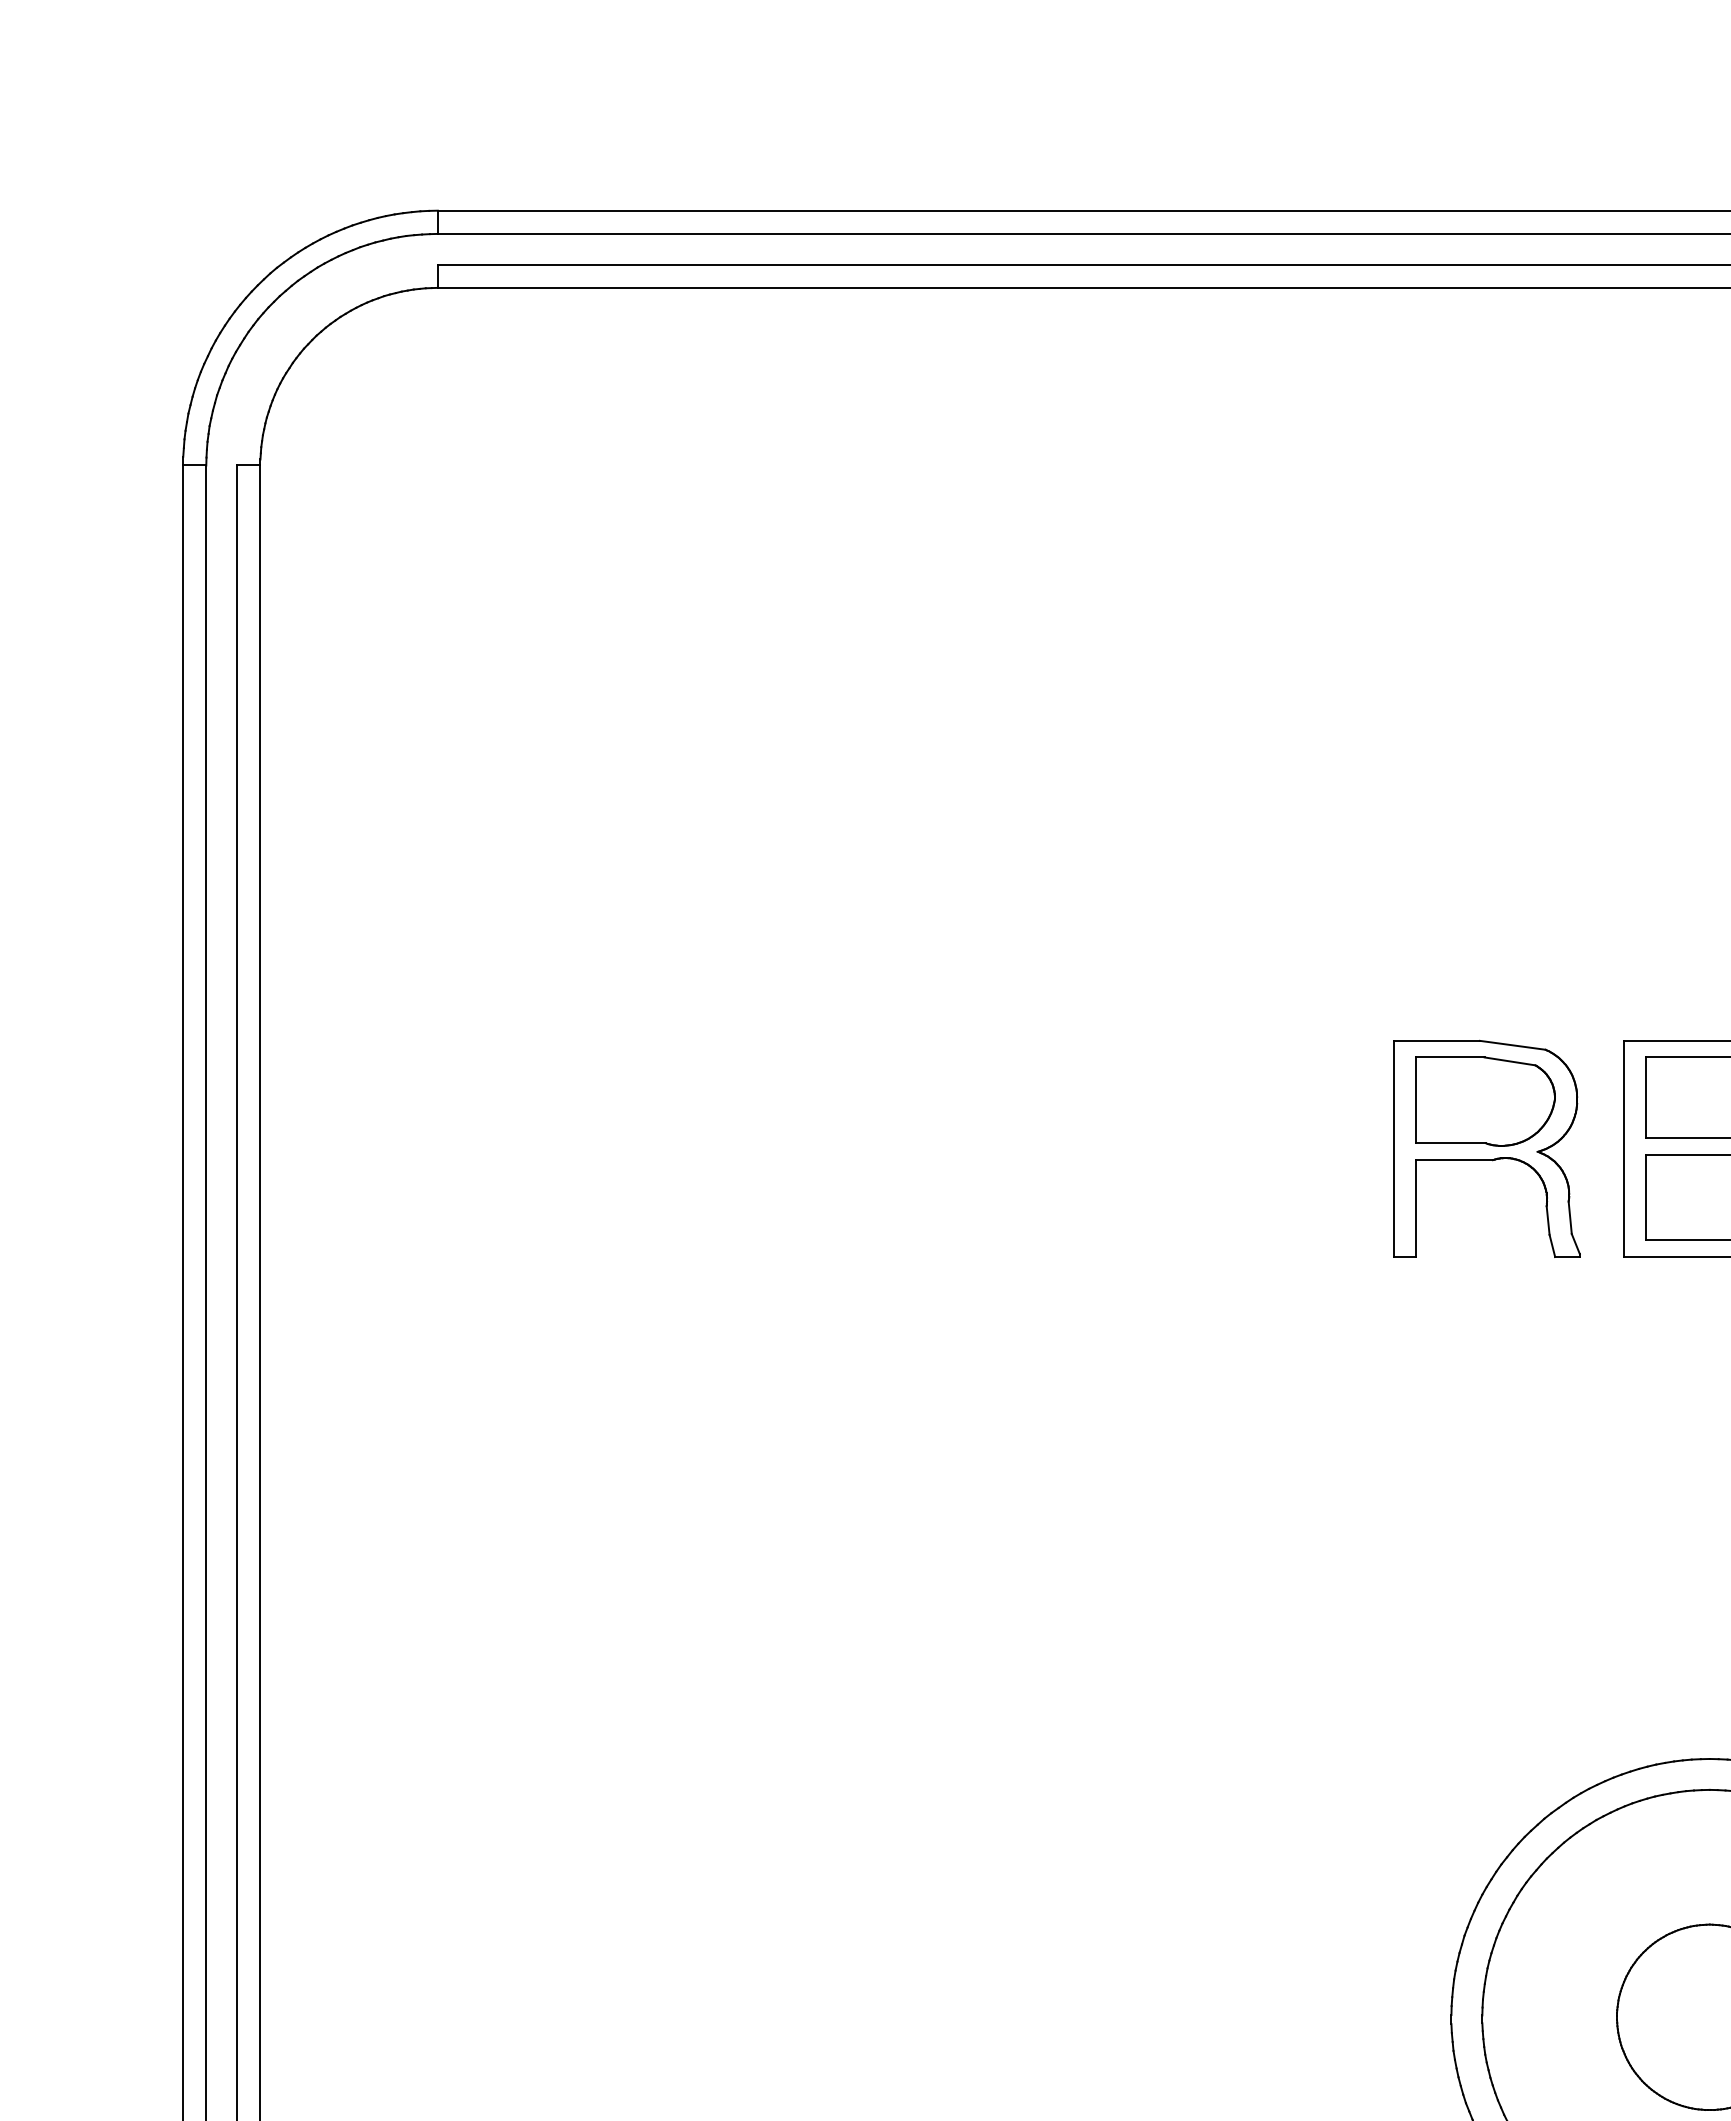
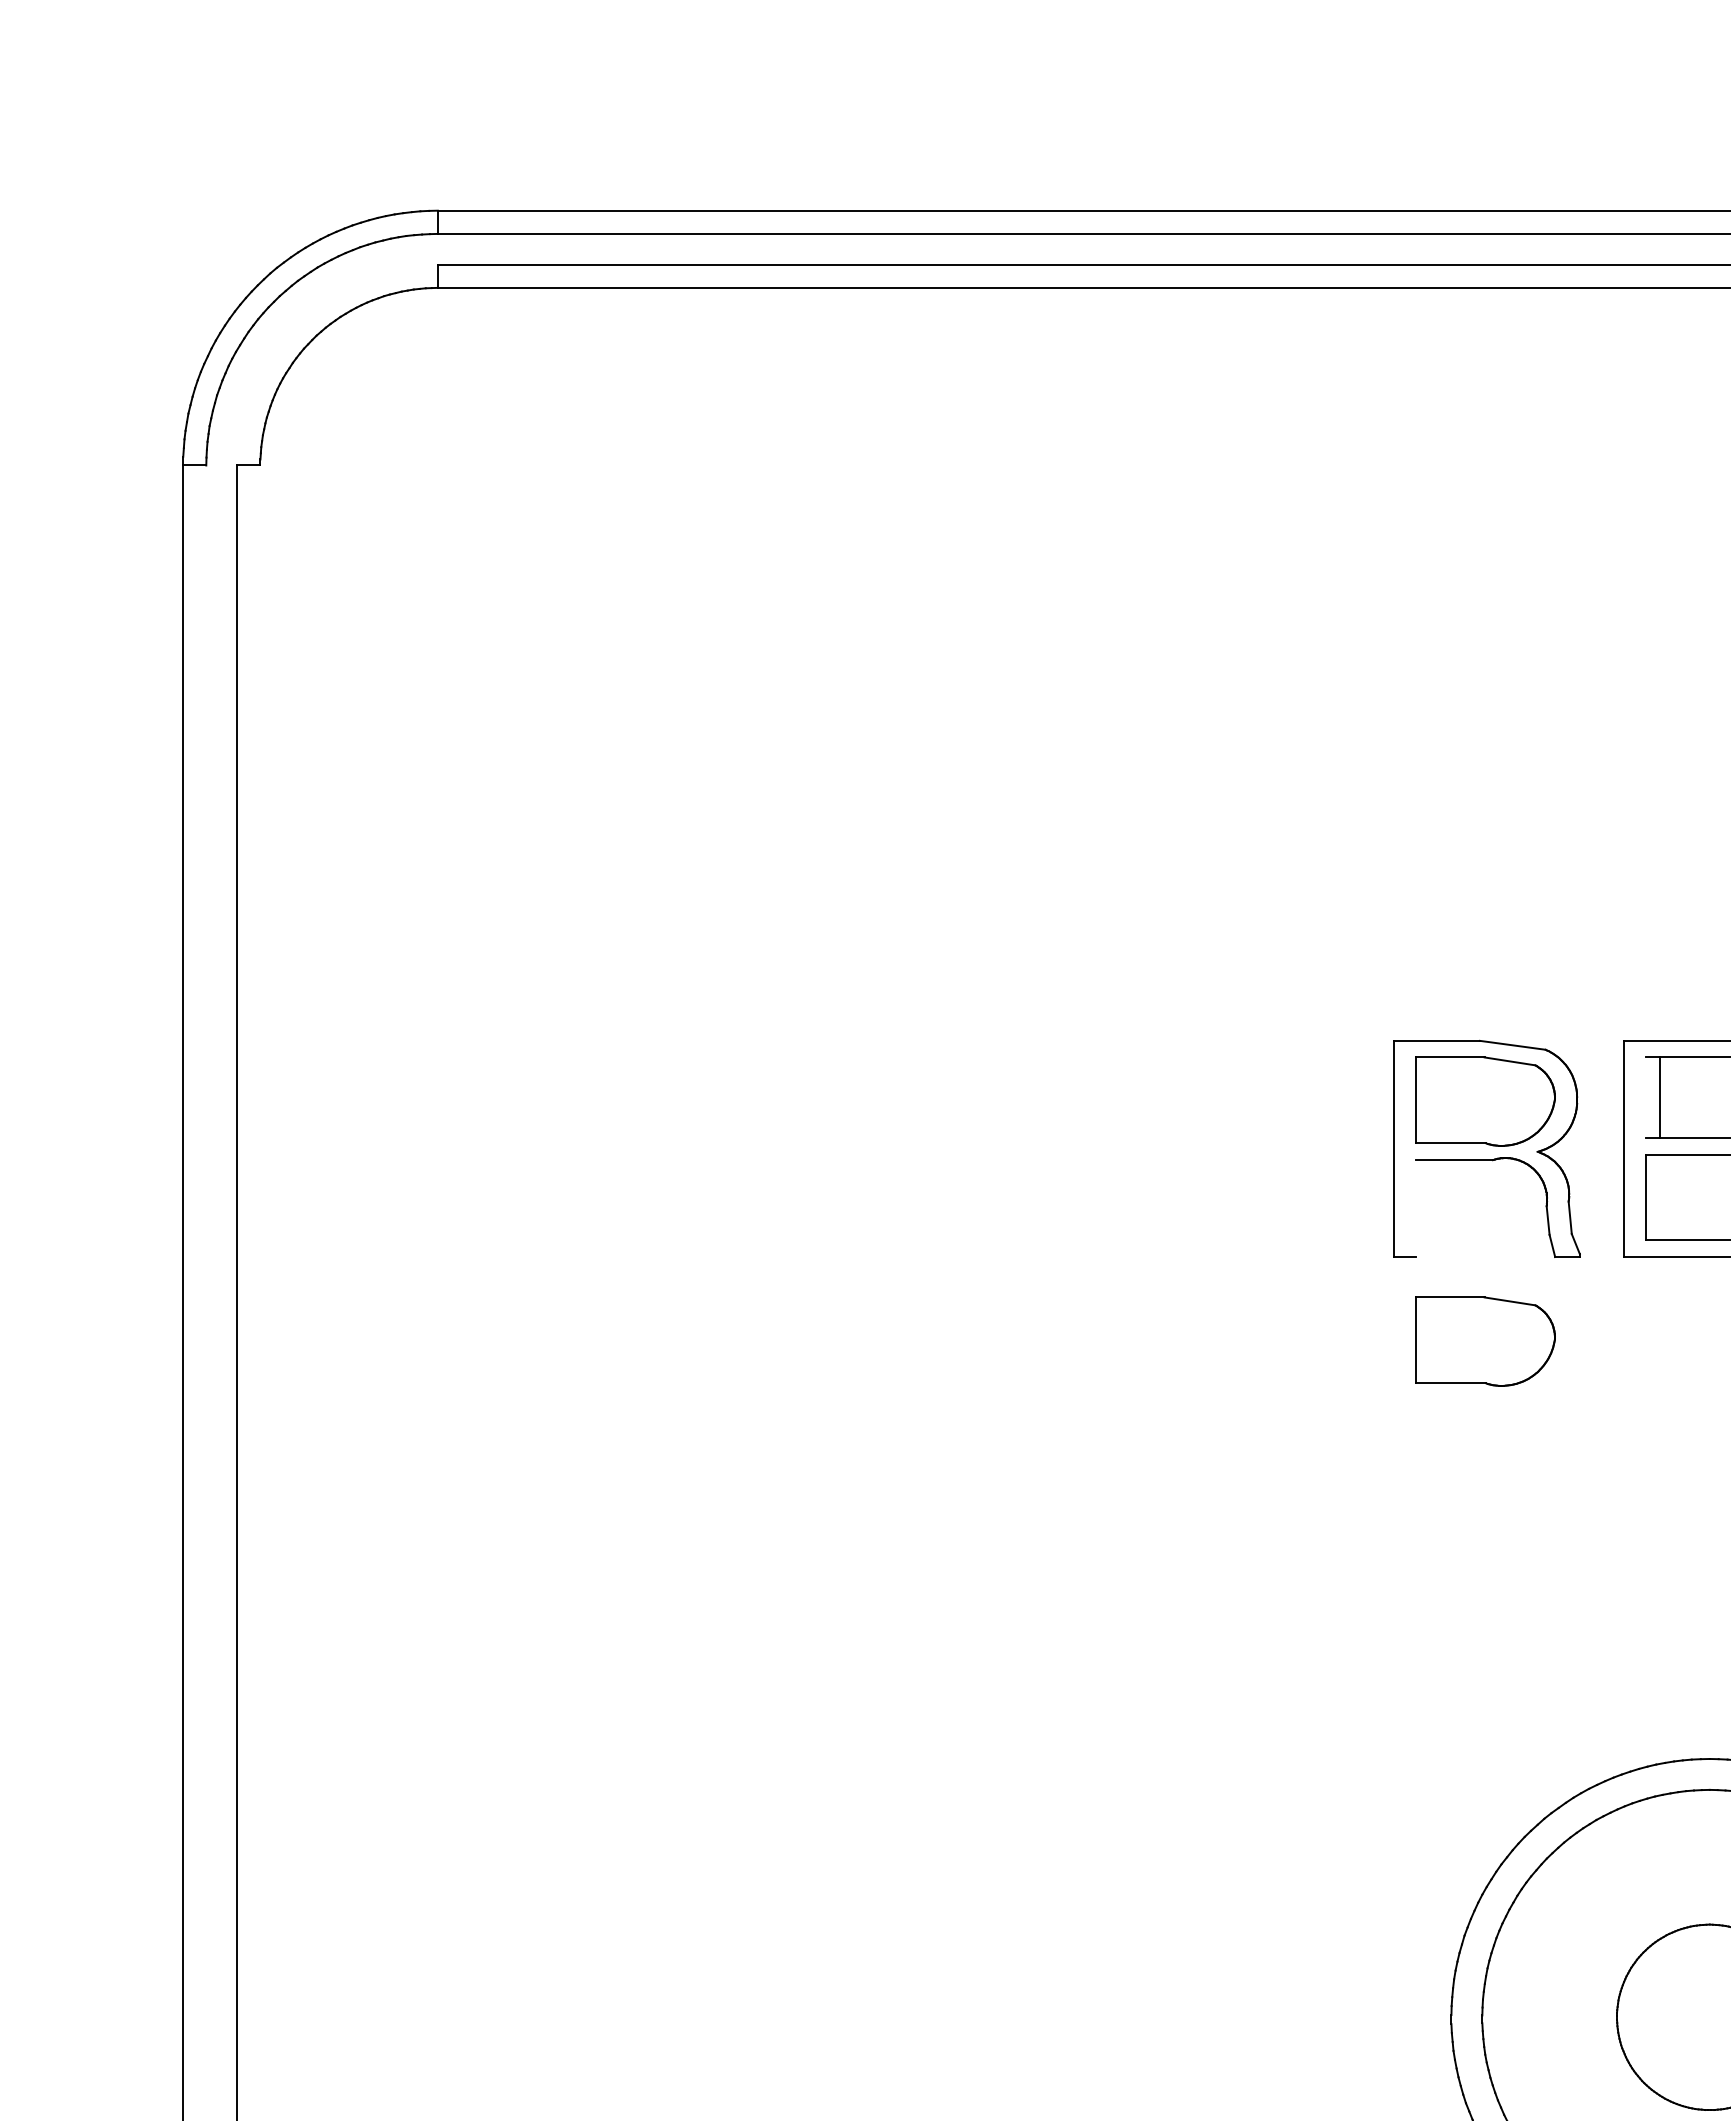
line position: (1646, 1097) -> (1660, 1097) (1660, 1097)
line: present -> none (1416, 1208)
line: present -> none (206, 1291)
line: present -> none (260, 1291)
part: none -> present (1485, 1341)
